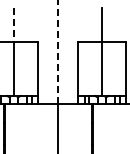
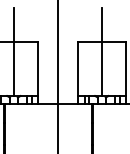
line: dashed -> solid (13, 24)
line: dashed -> solid (57, 51)
